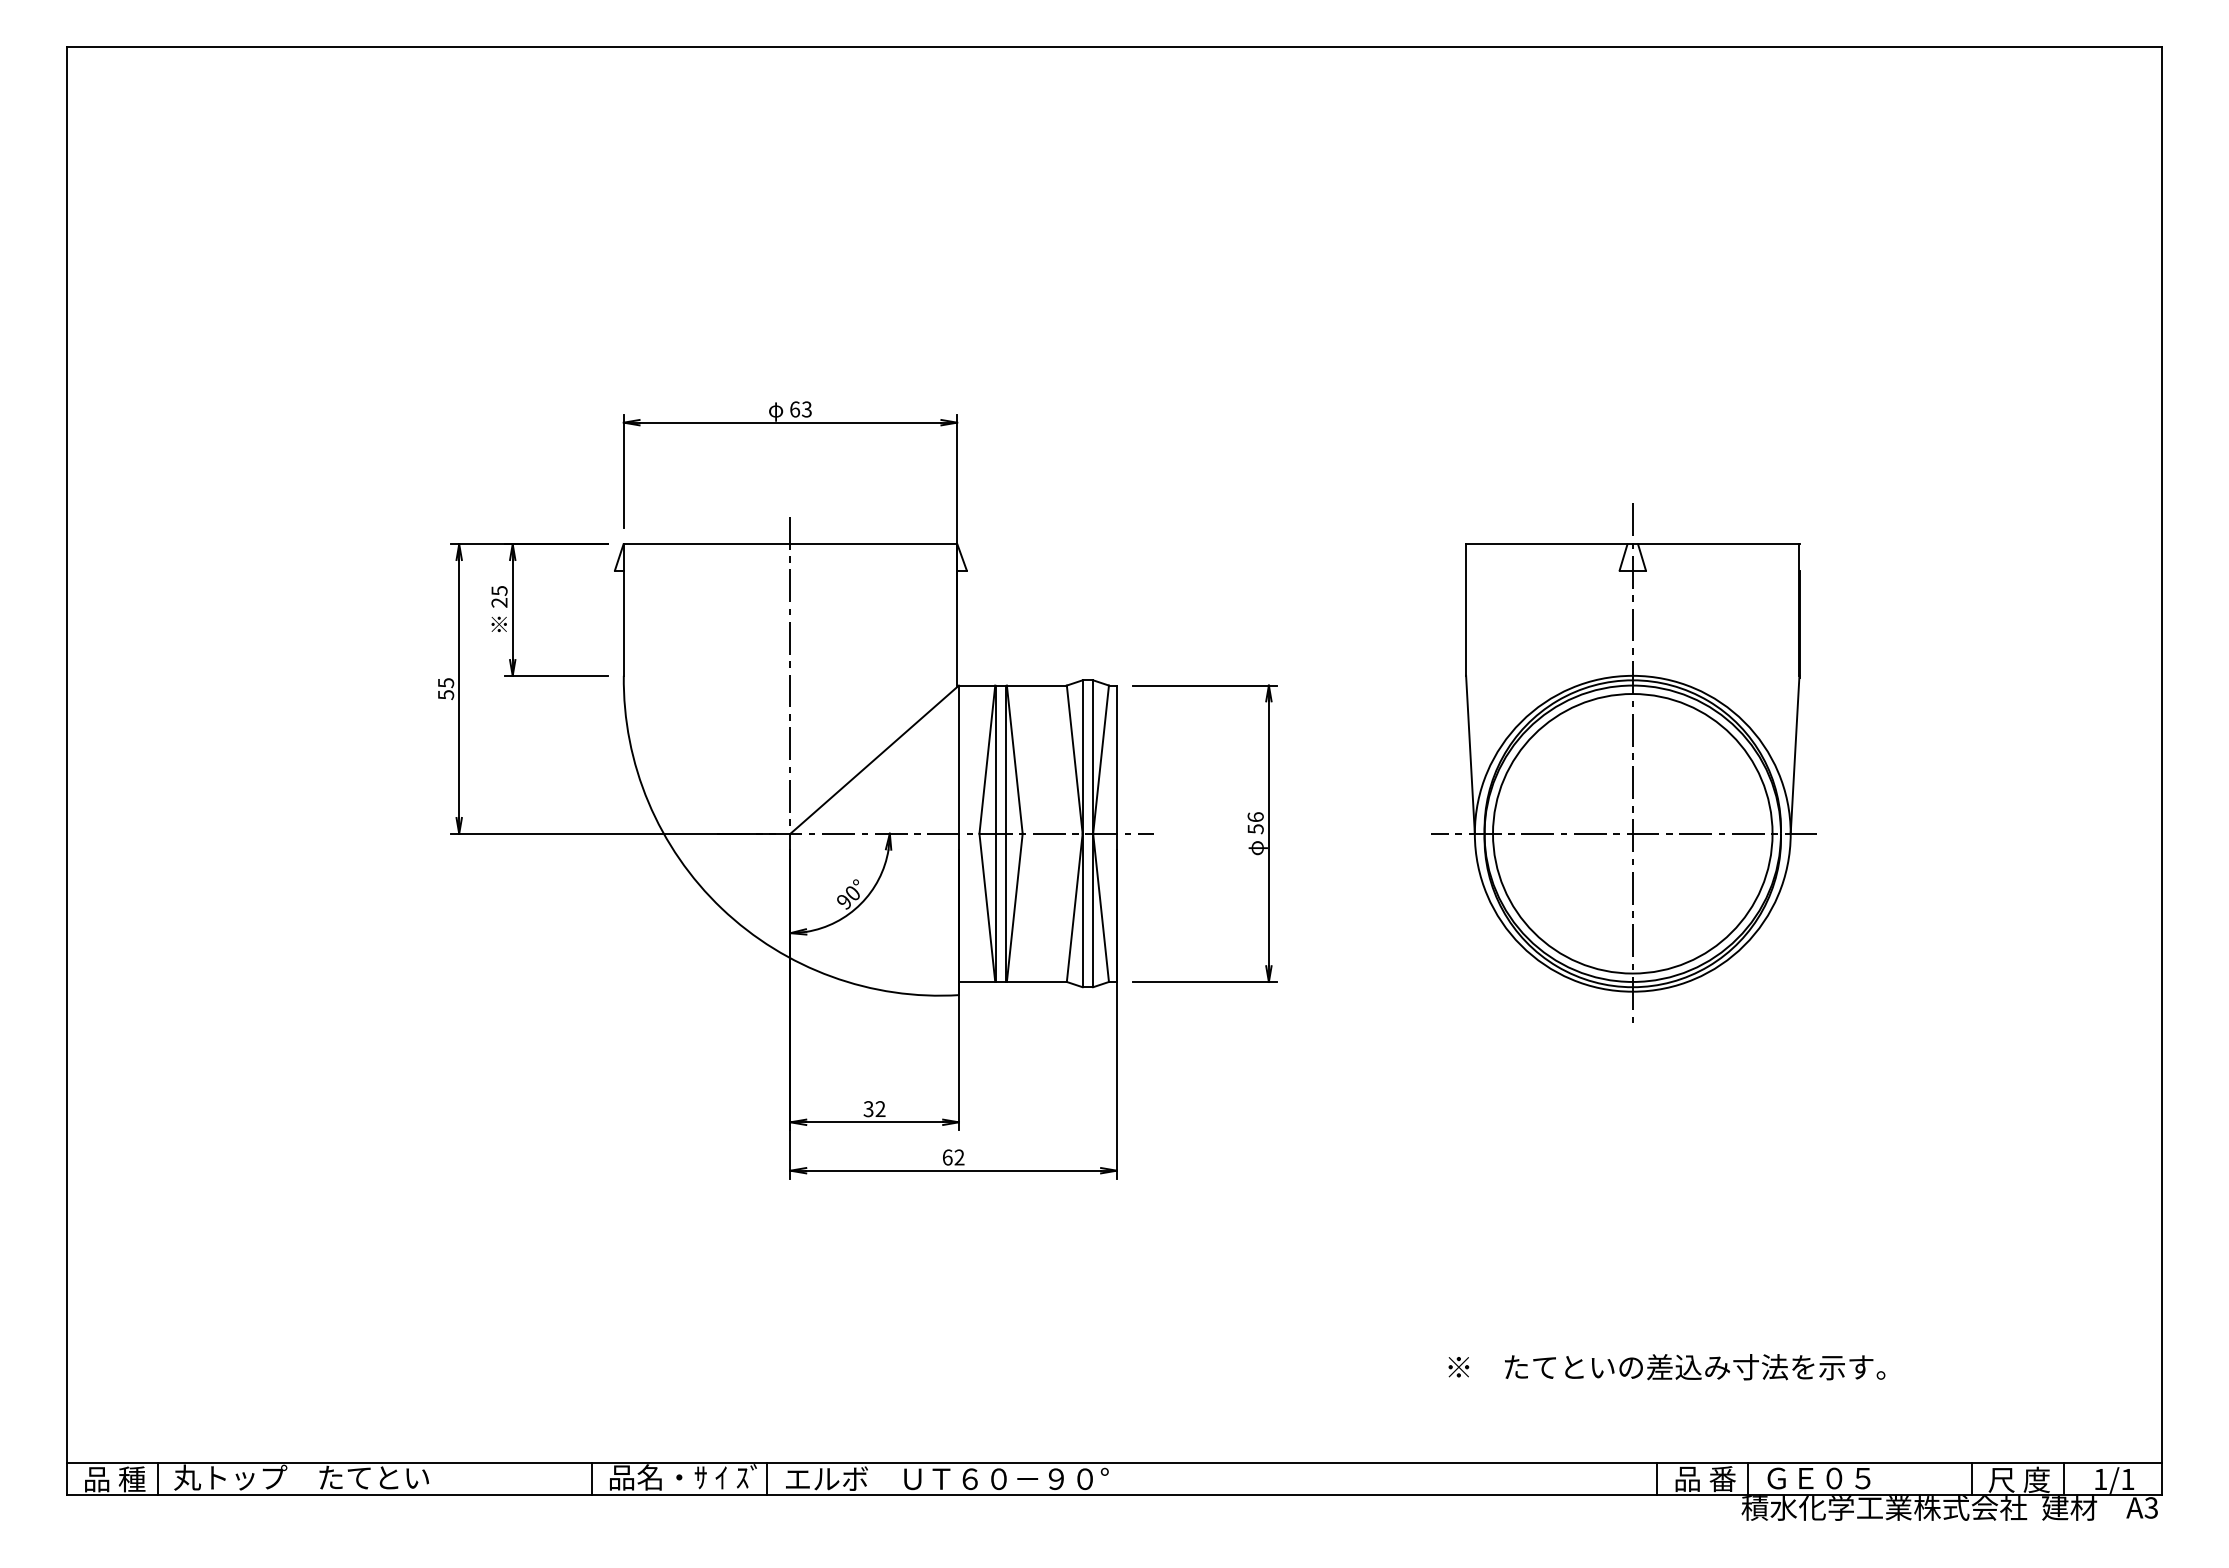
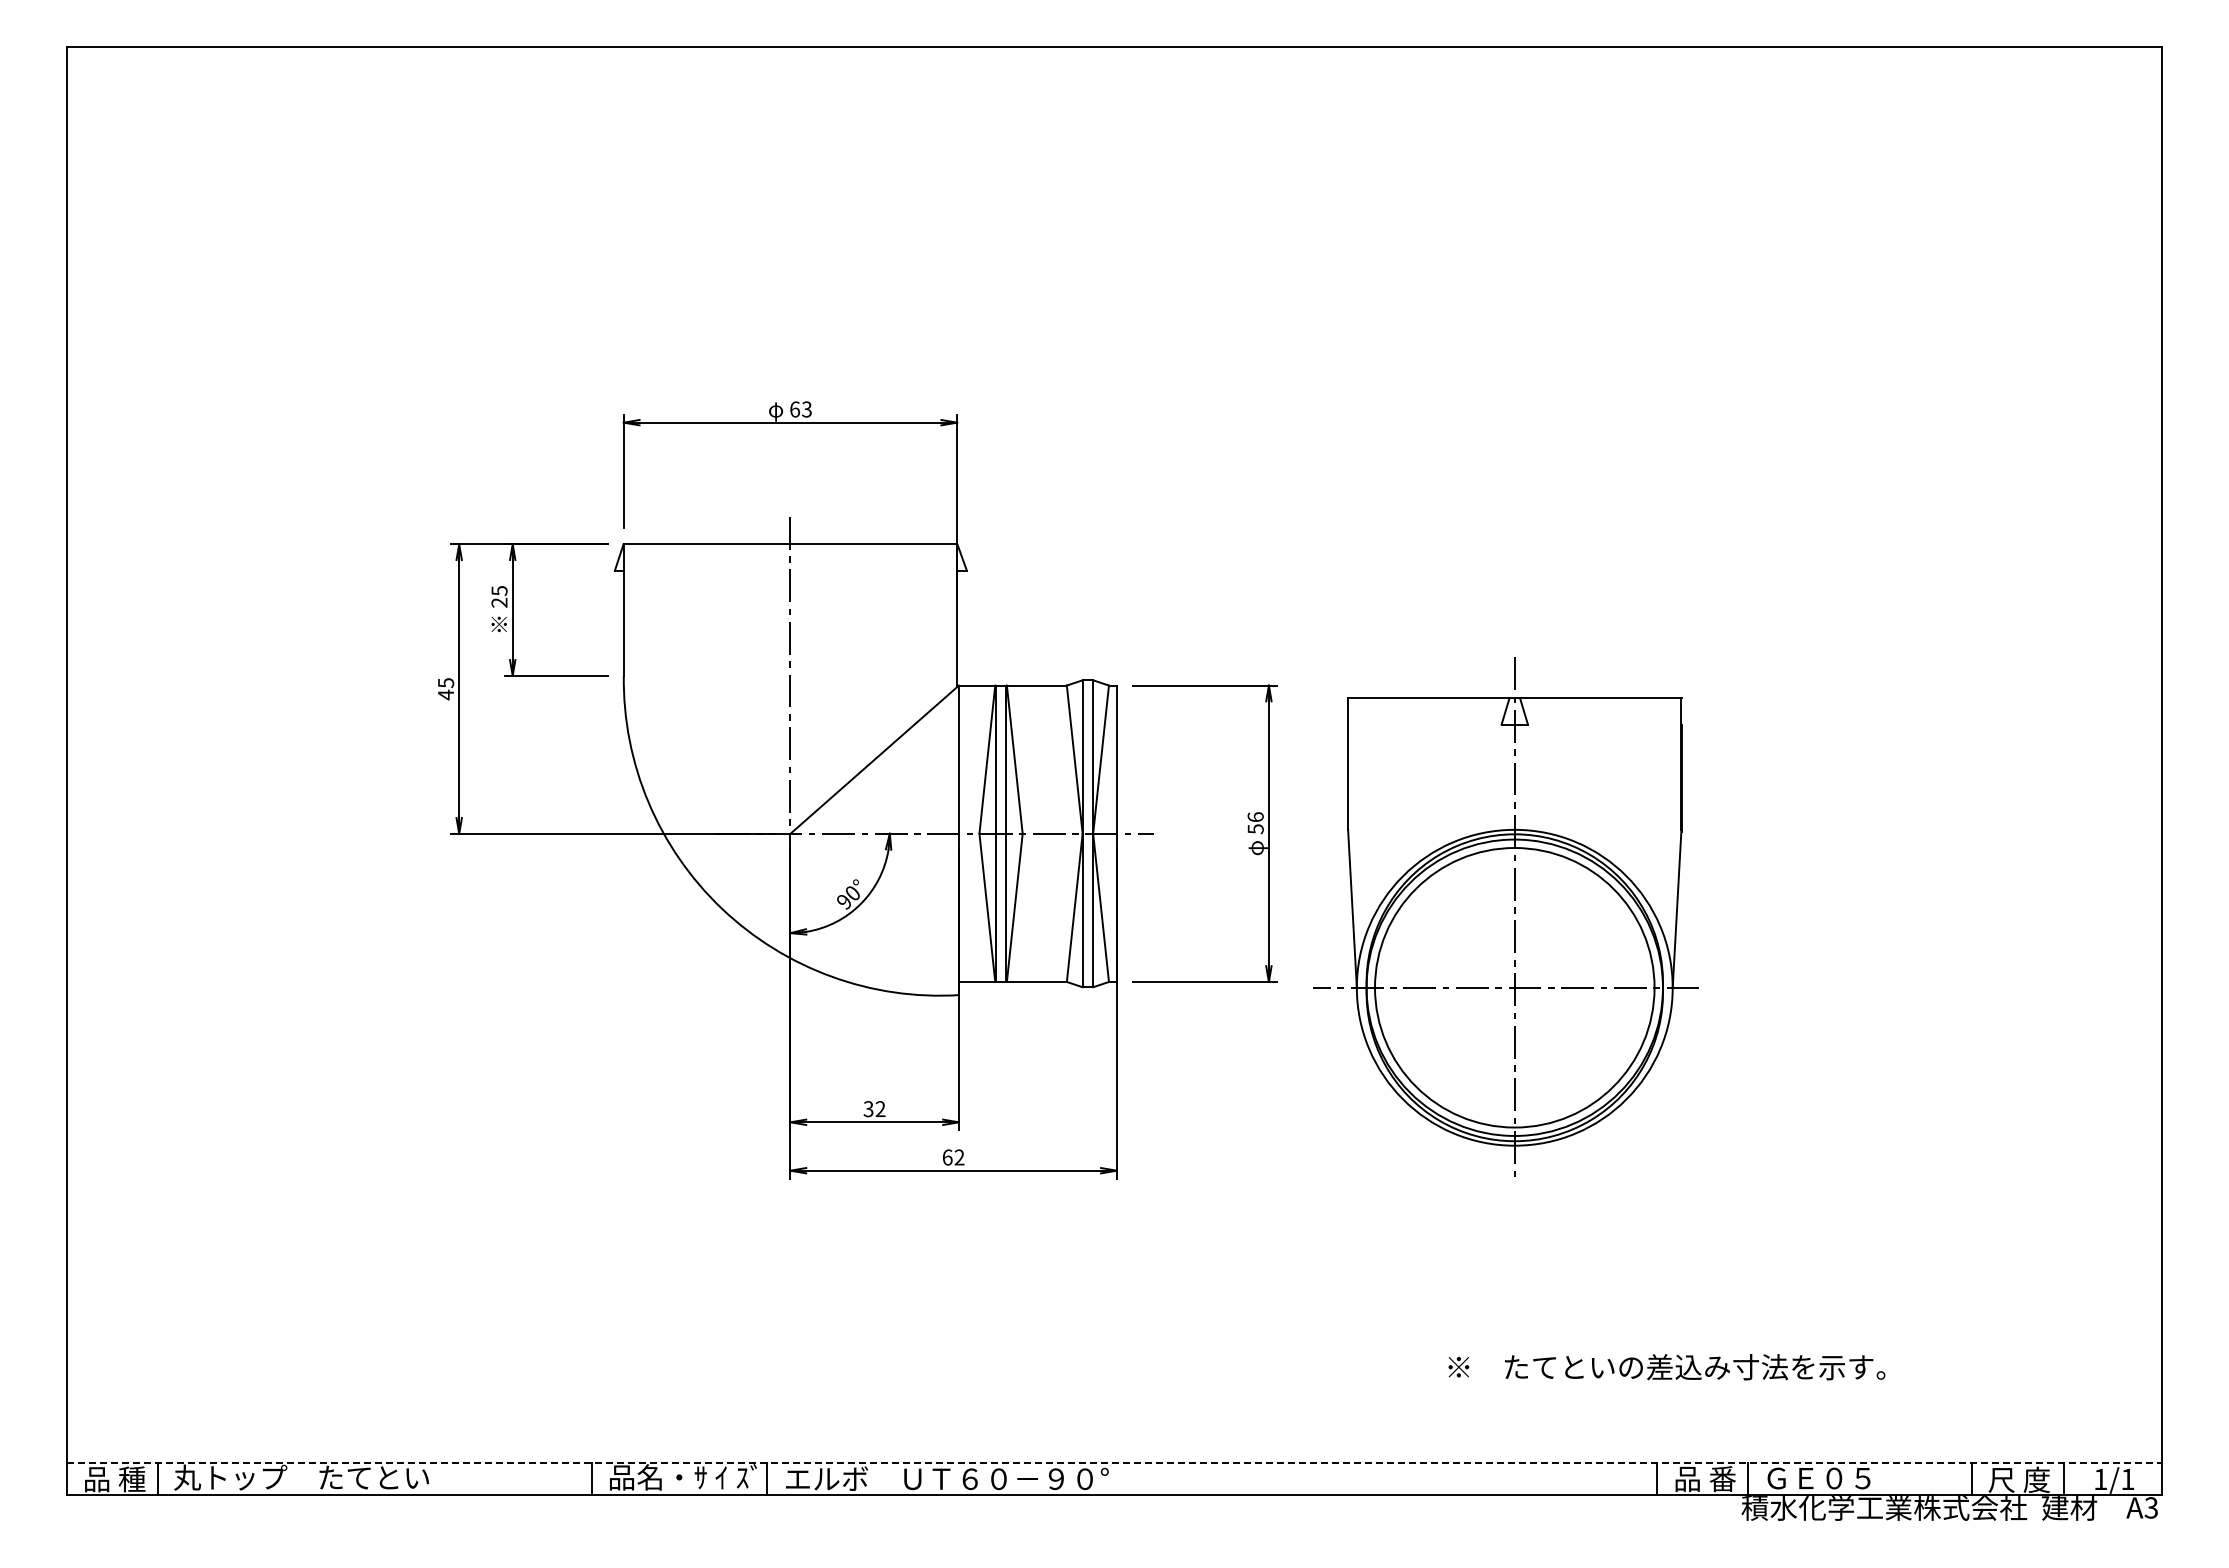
text: 55 -> 45 (446, 694)
part position: (1623, 762) -> (1505, 916) (1505, 916)
line: solid -> dashed (1114, 1463)
